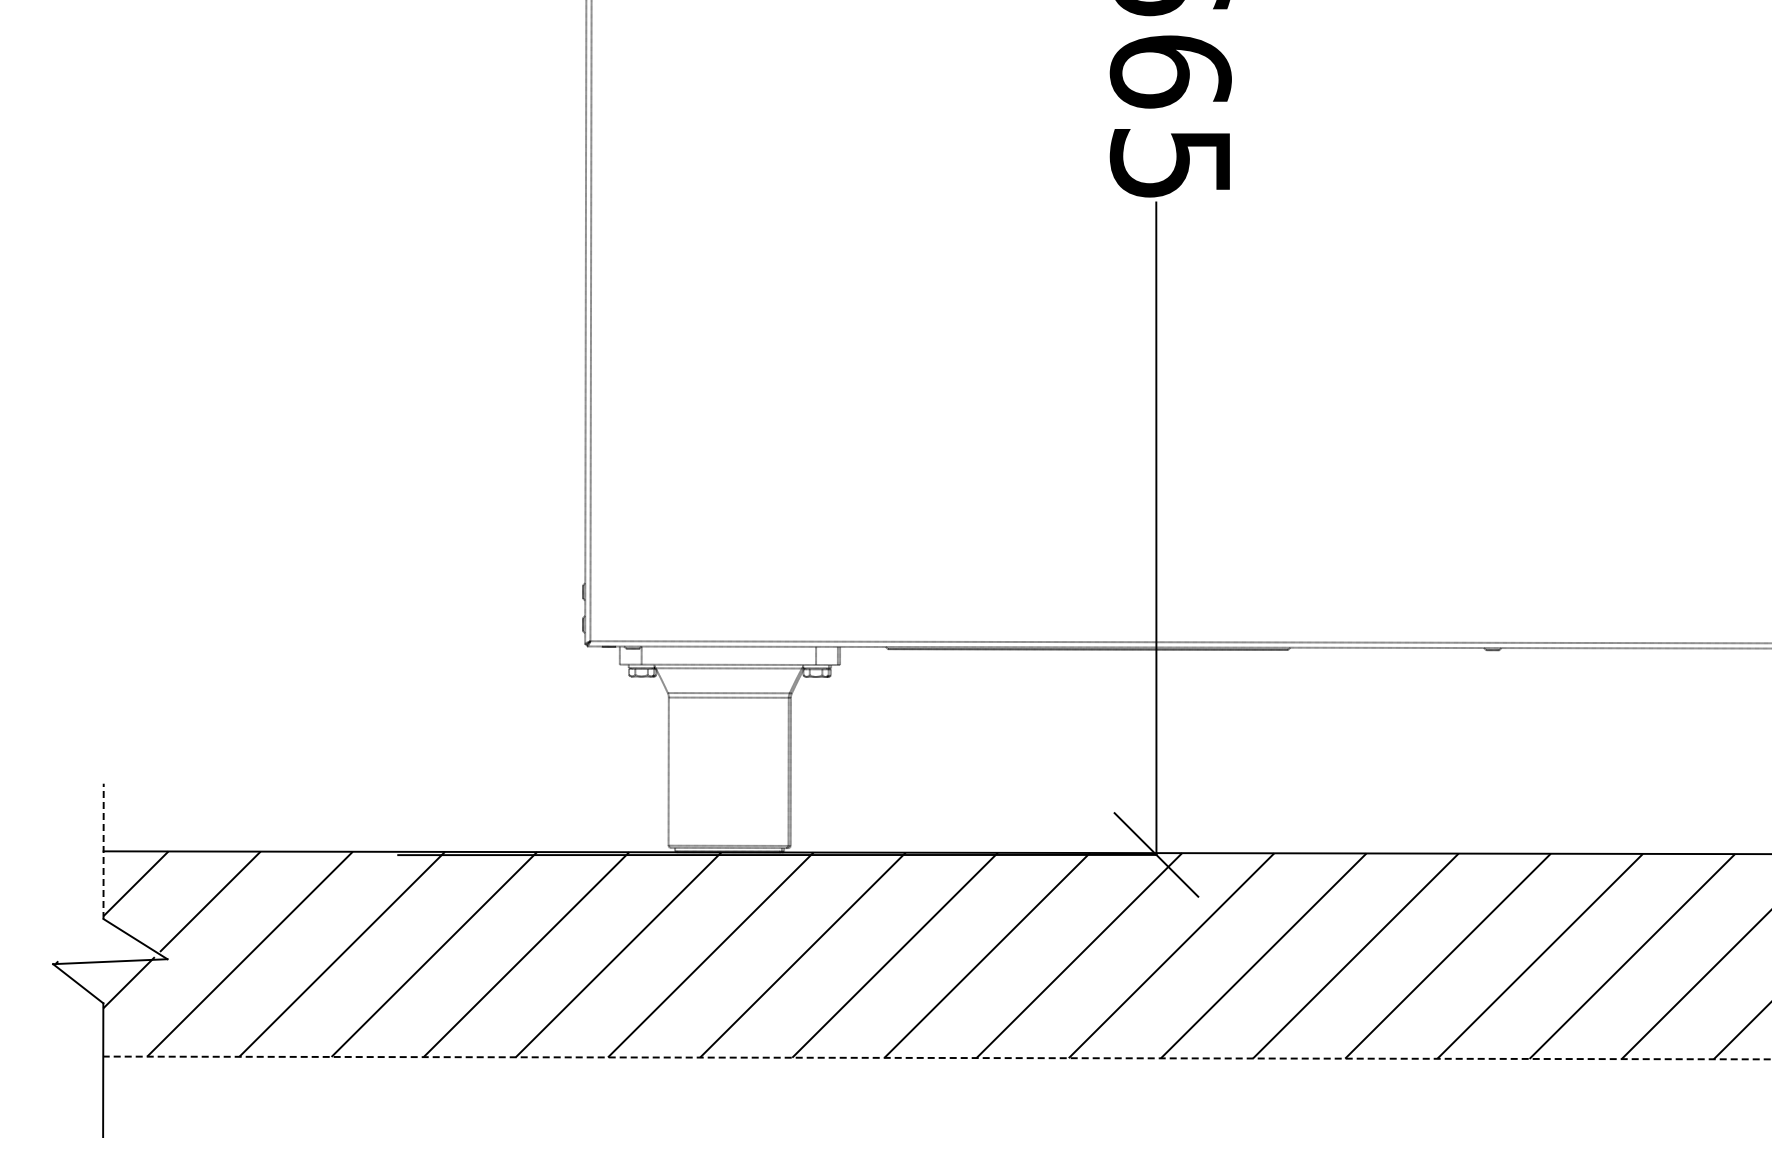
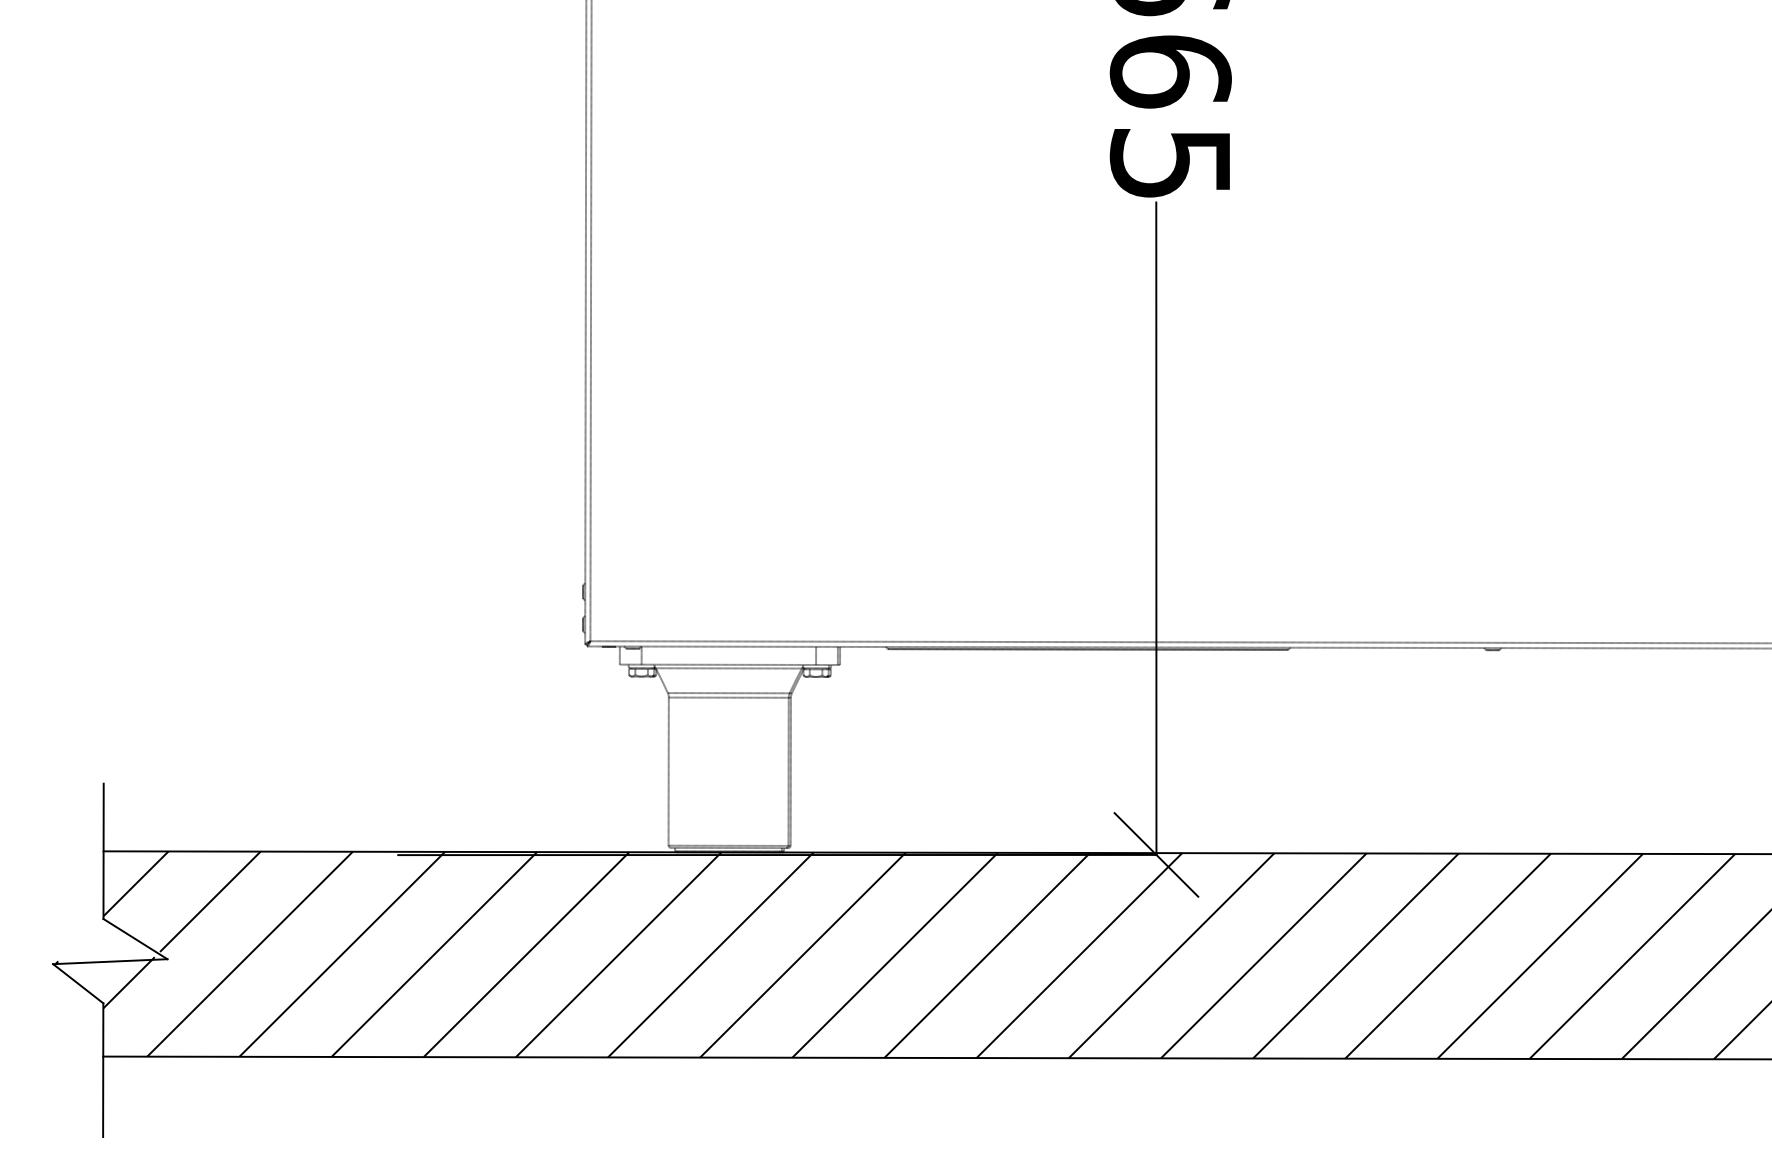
line: dashed -> solid (103, 851)
line: dashed -> solid (937, 1057)
